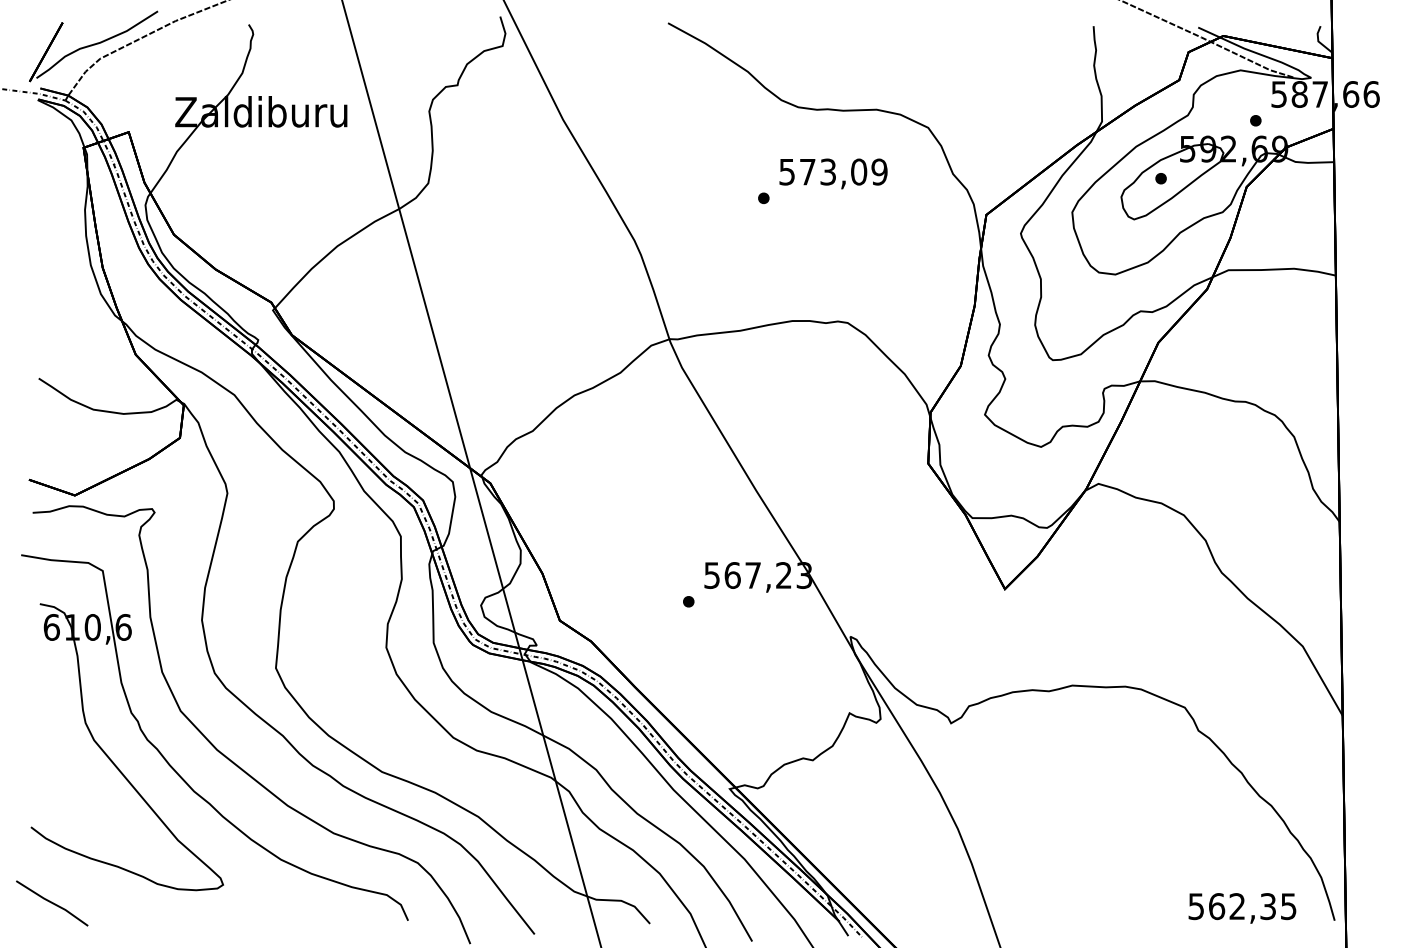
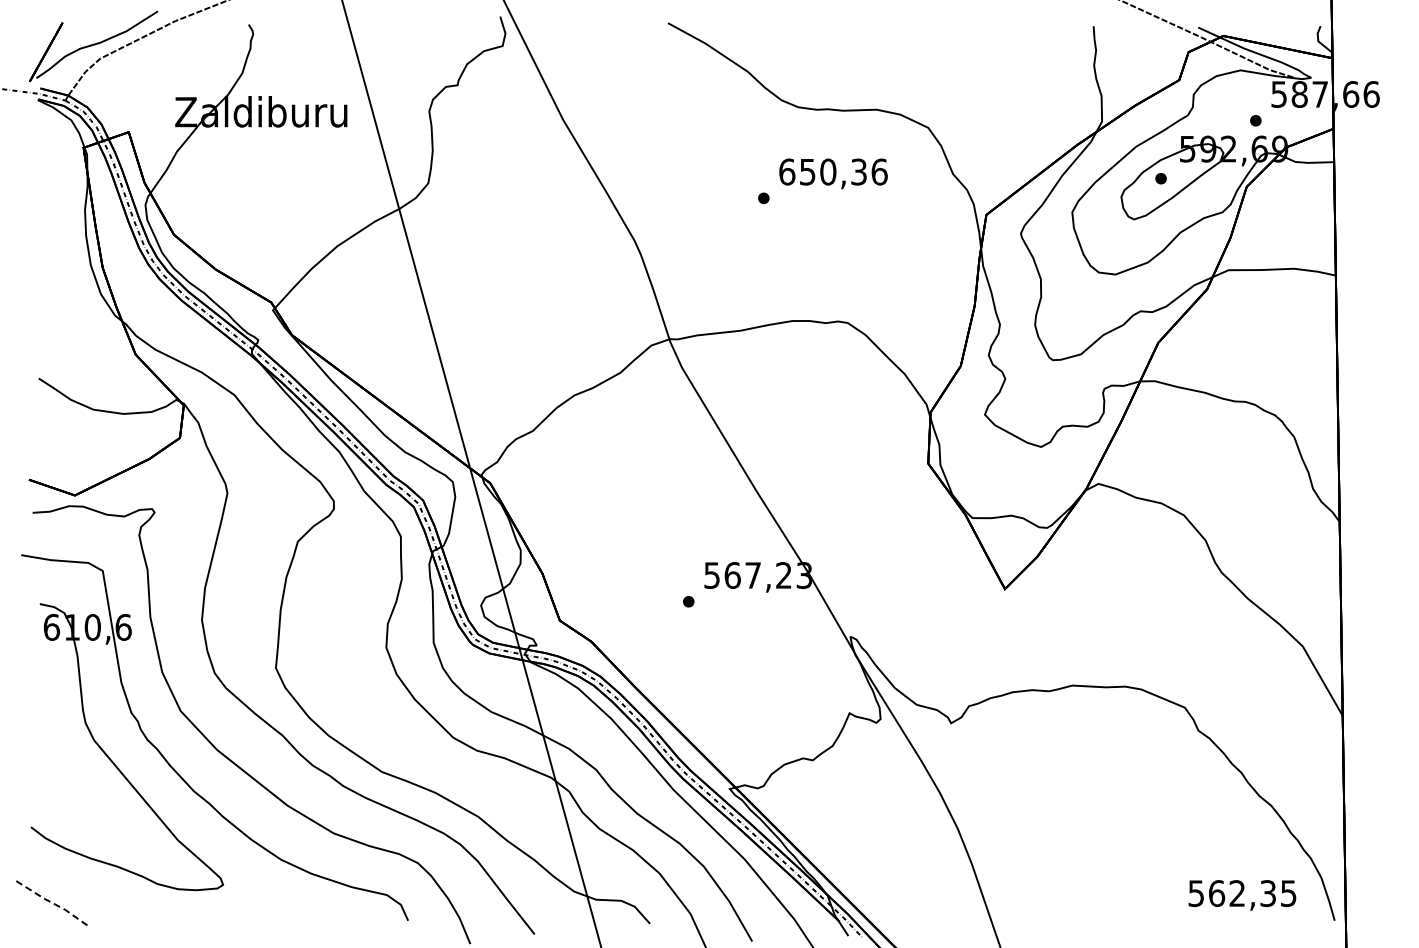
text: 573,09 -> 650,36 (833, 171)
line: solid -> dashed (52, 903)
text position: (1242, 908) -> (1242, 895) (1242, 895)
